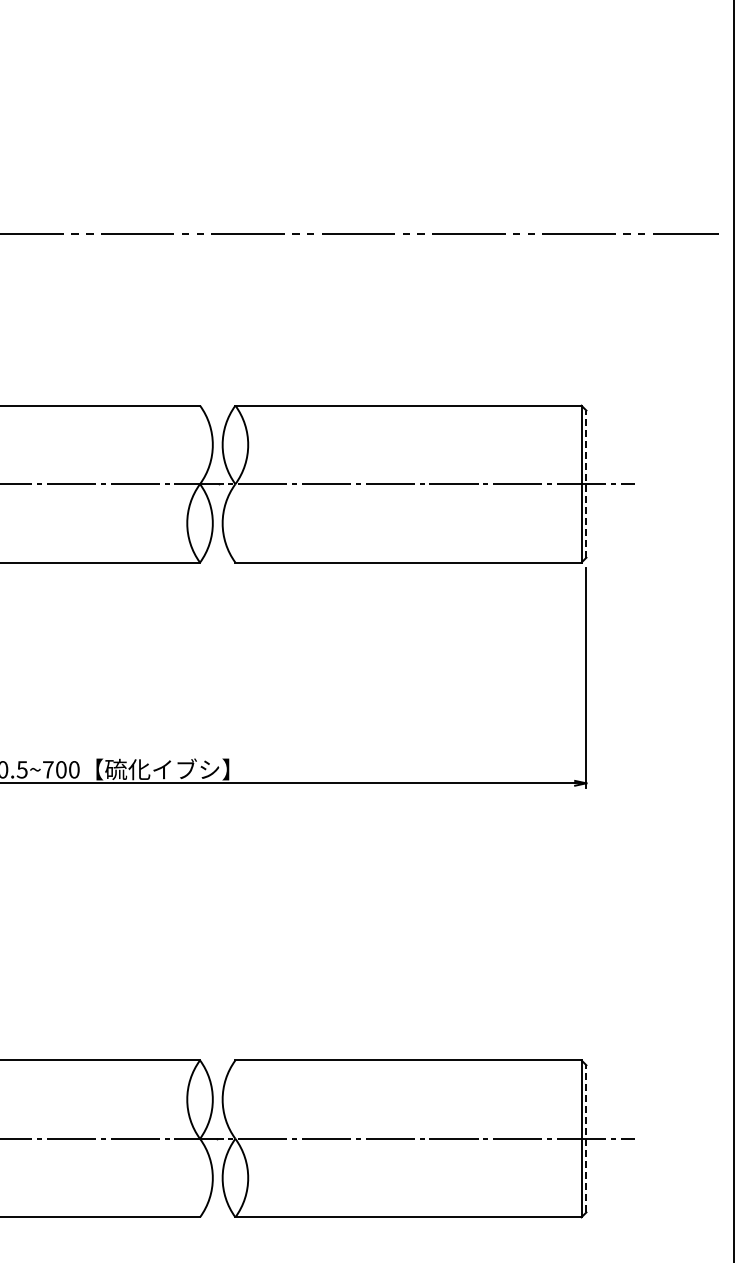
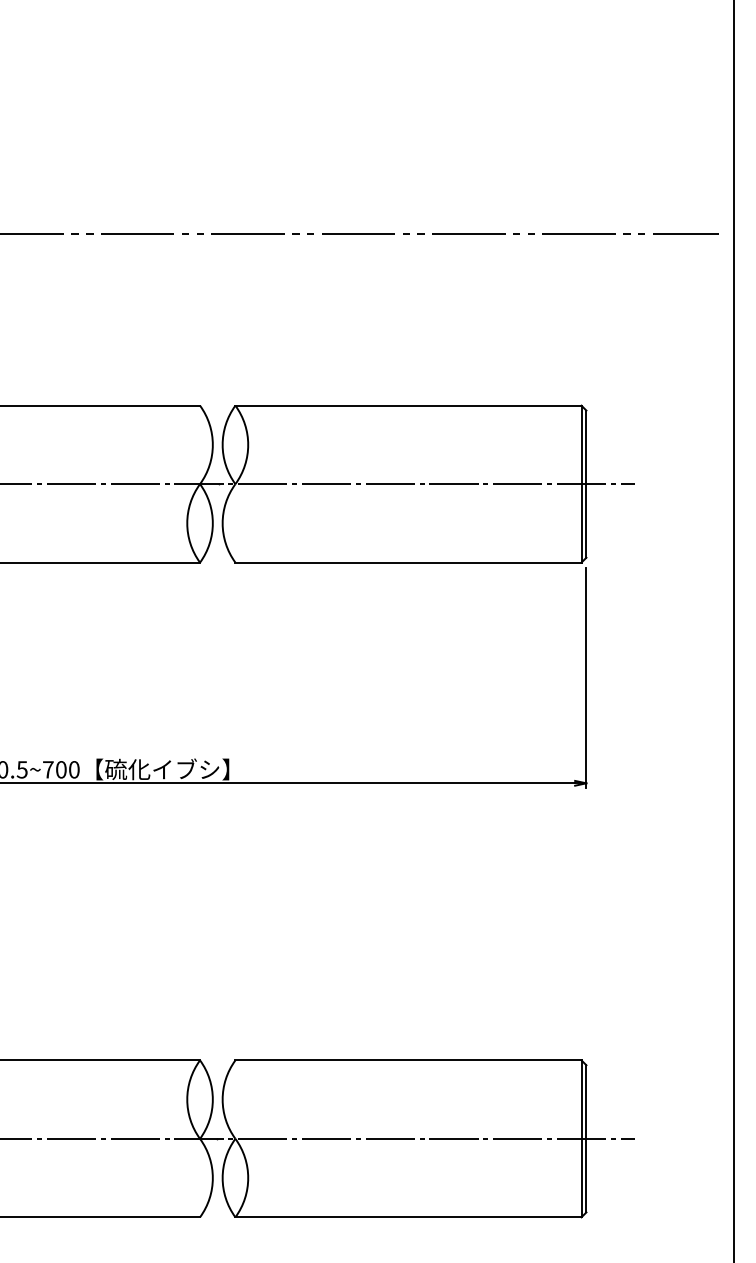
line: dashed -> solid (586, 484)
line: dashed -> solid (586, 1138)
